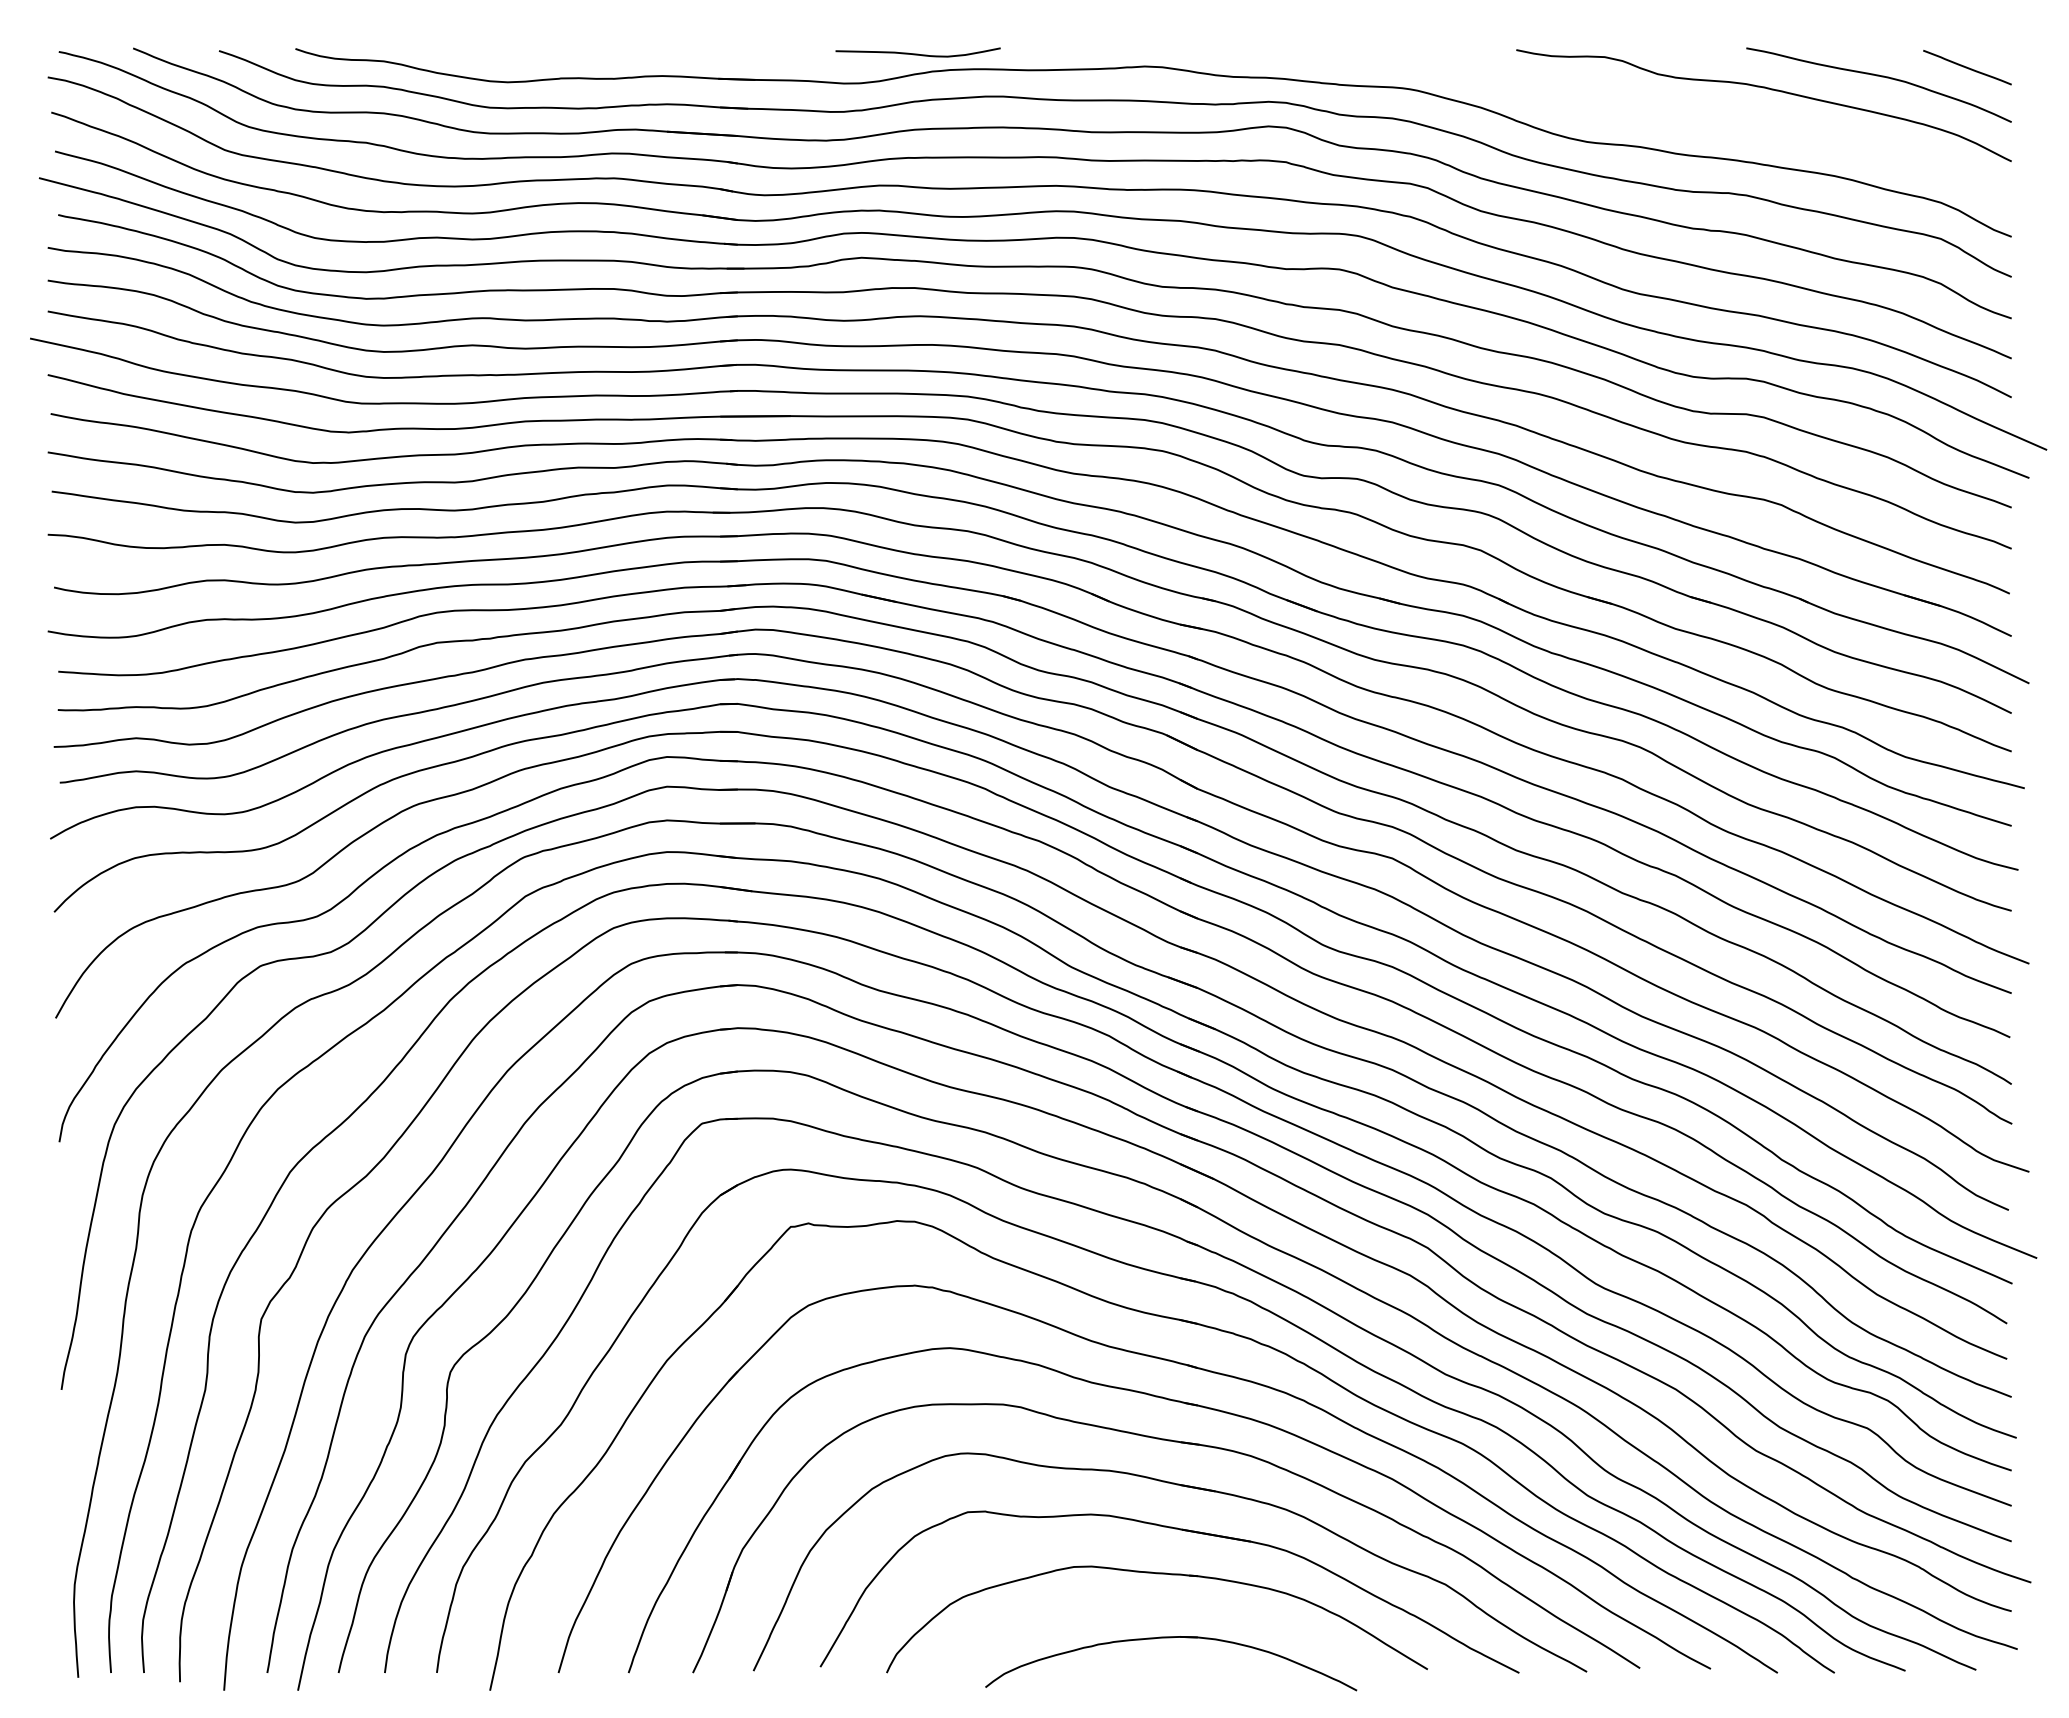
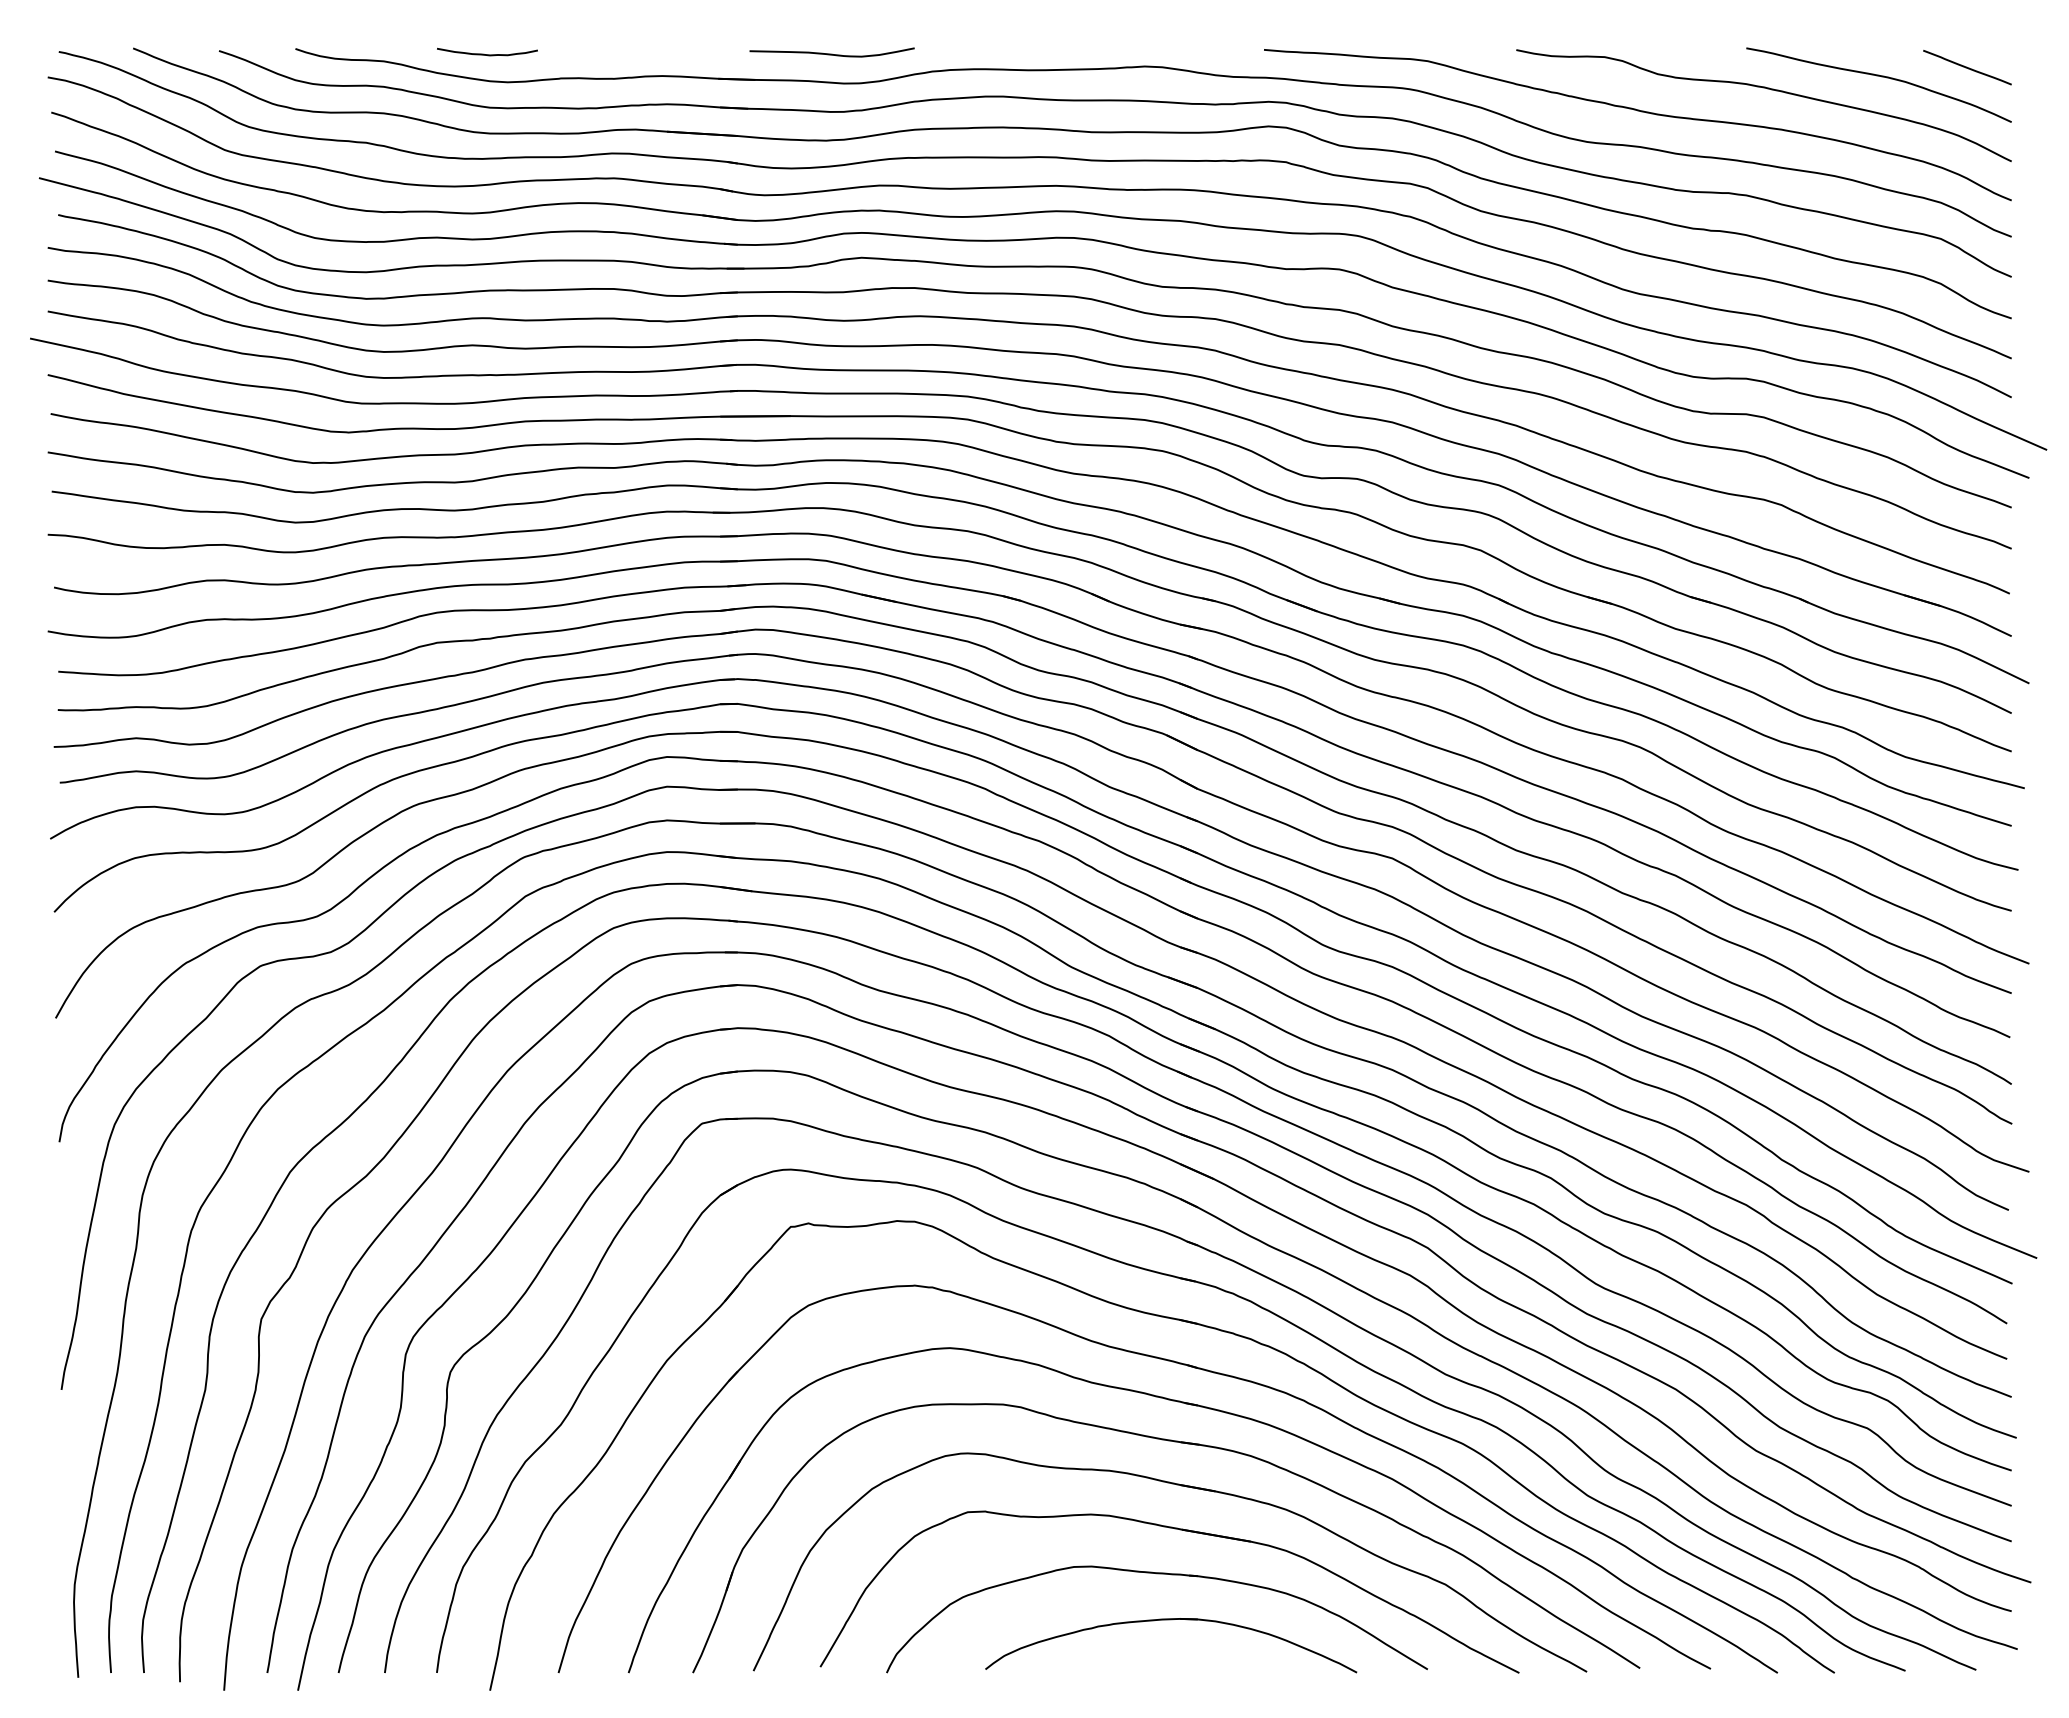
curve position: (917, 53) -> (831, 53) (831, 53)
curve: none -> present (487, 54)
curve: none -> present (1641, 112)
part position: (1171, 1638) -> (1171, 1620) (1171, 1620)
